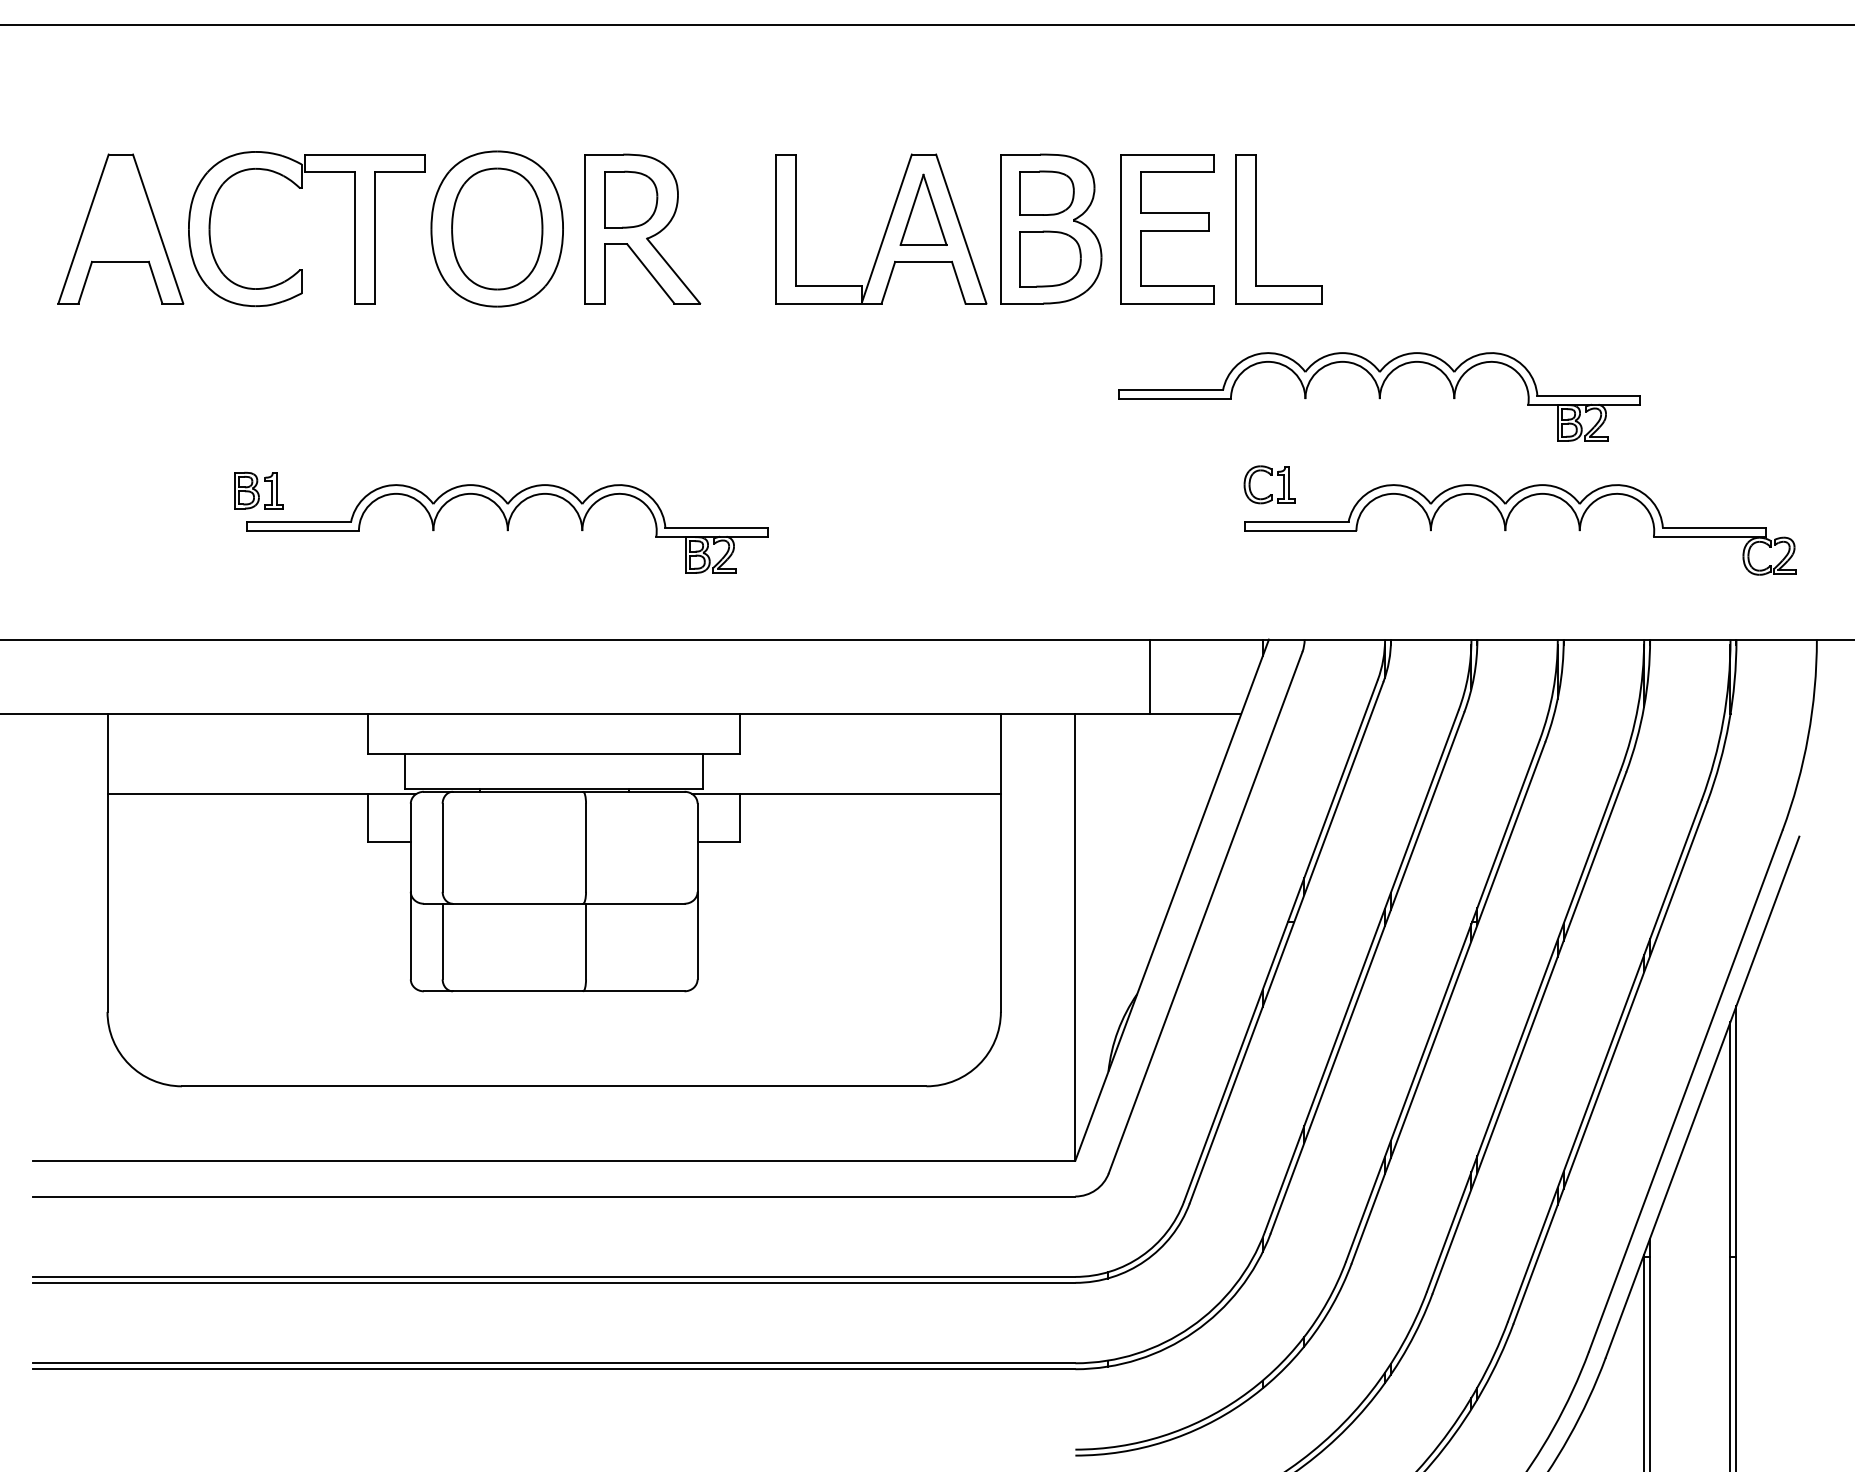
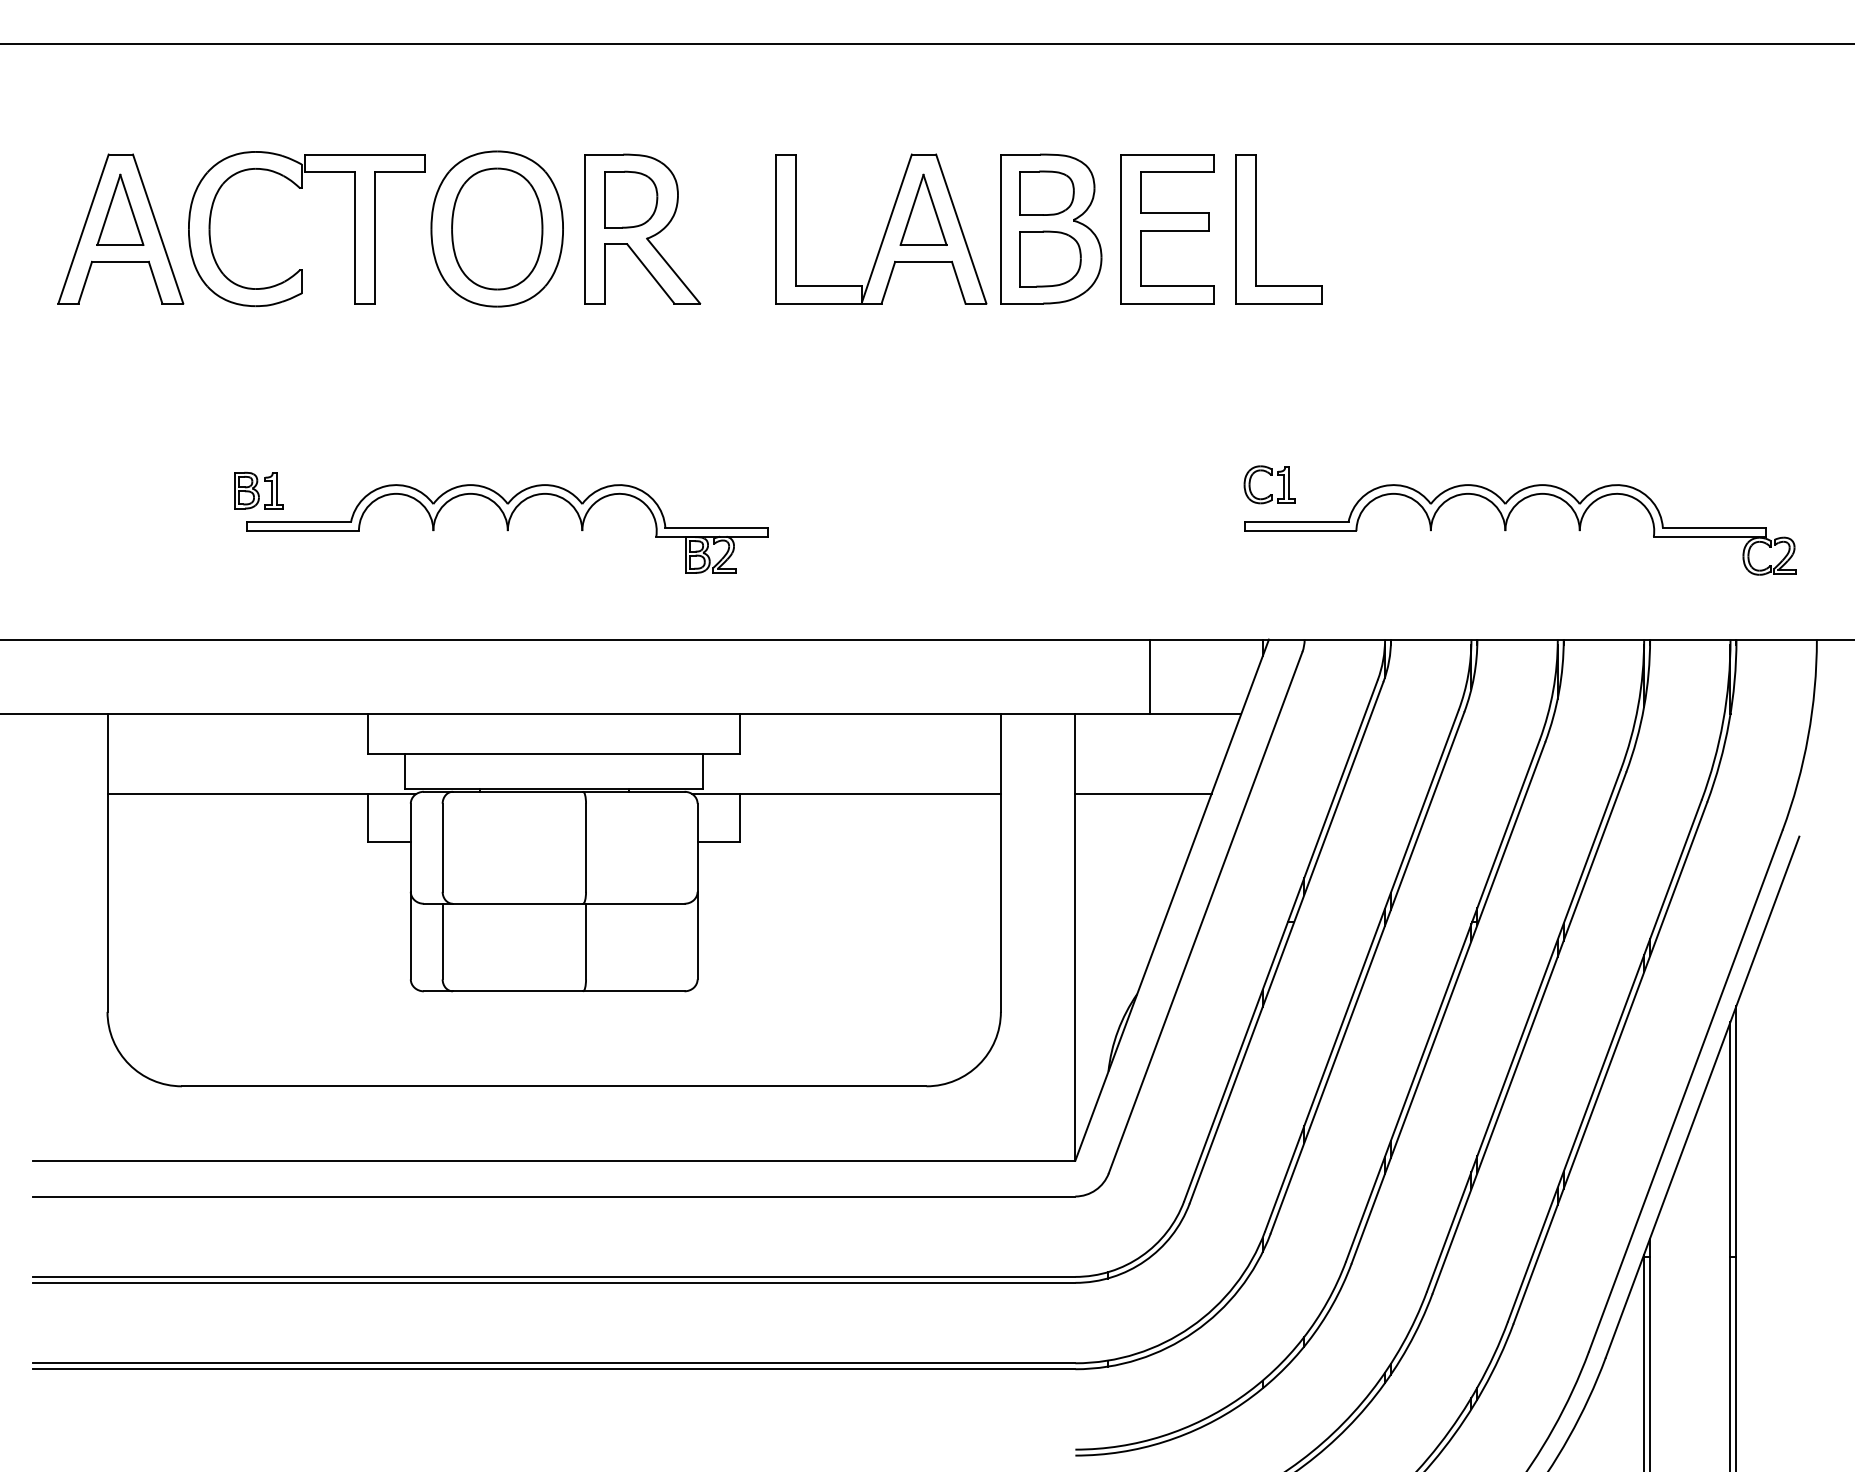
line position: (926, 25) -> (926, 44) (926, 44)
part: none -> present (120, 209)
part: present -> none (1379, 396)
line: none -> present (1143, 794)
